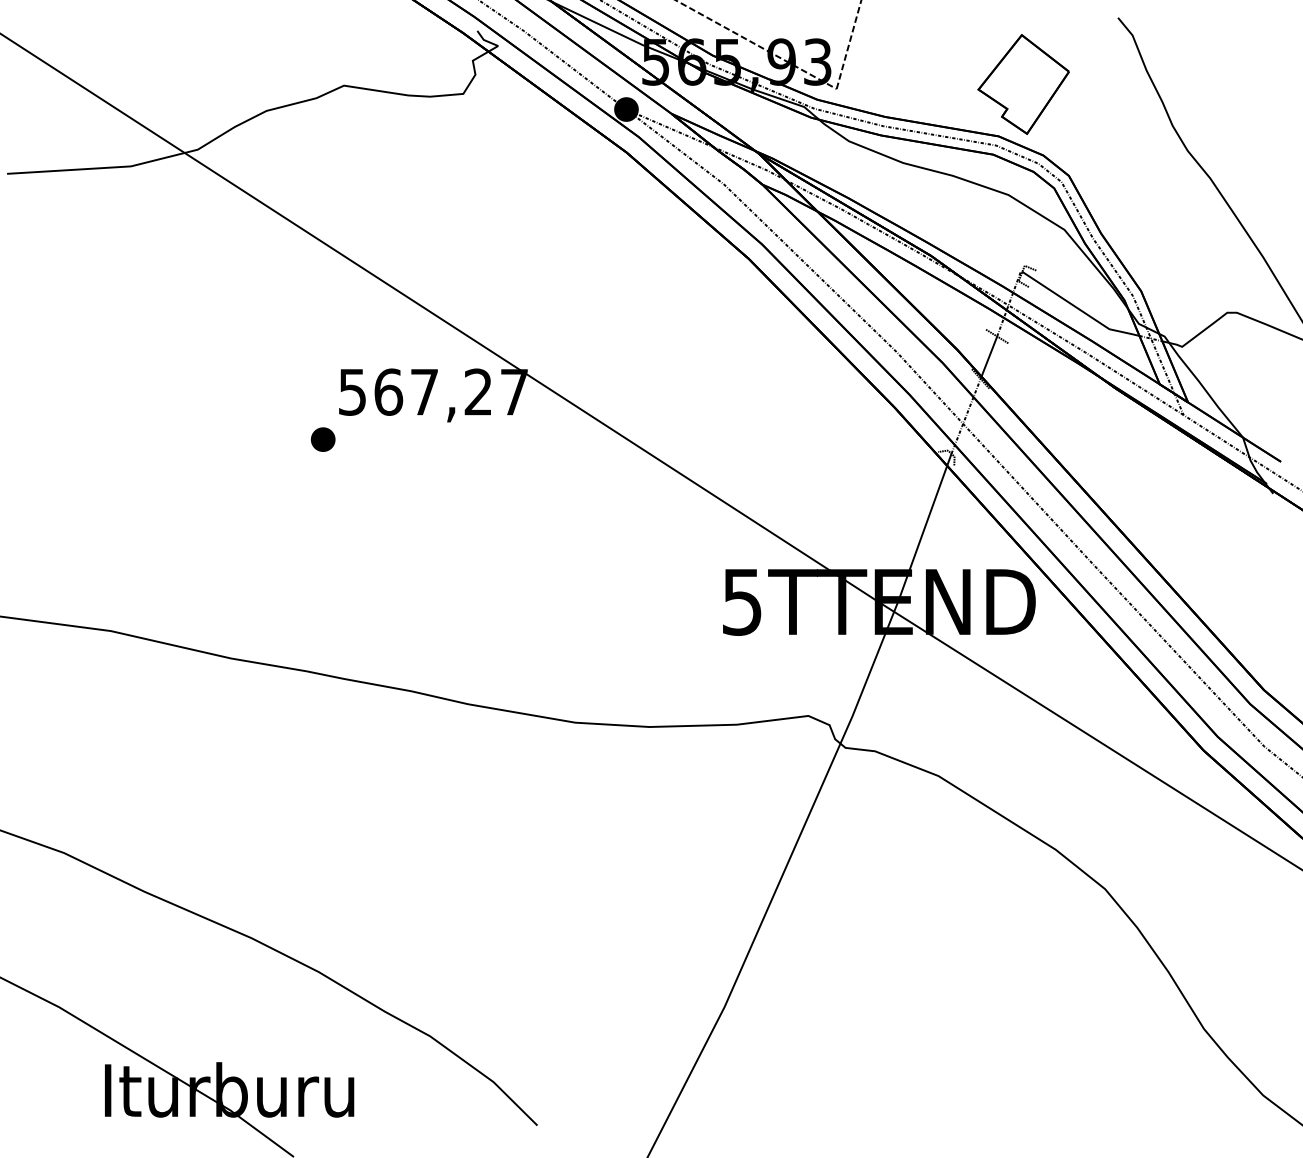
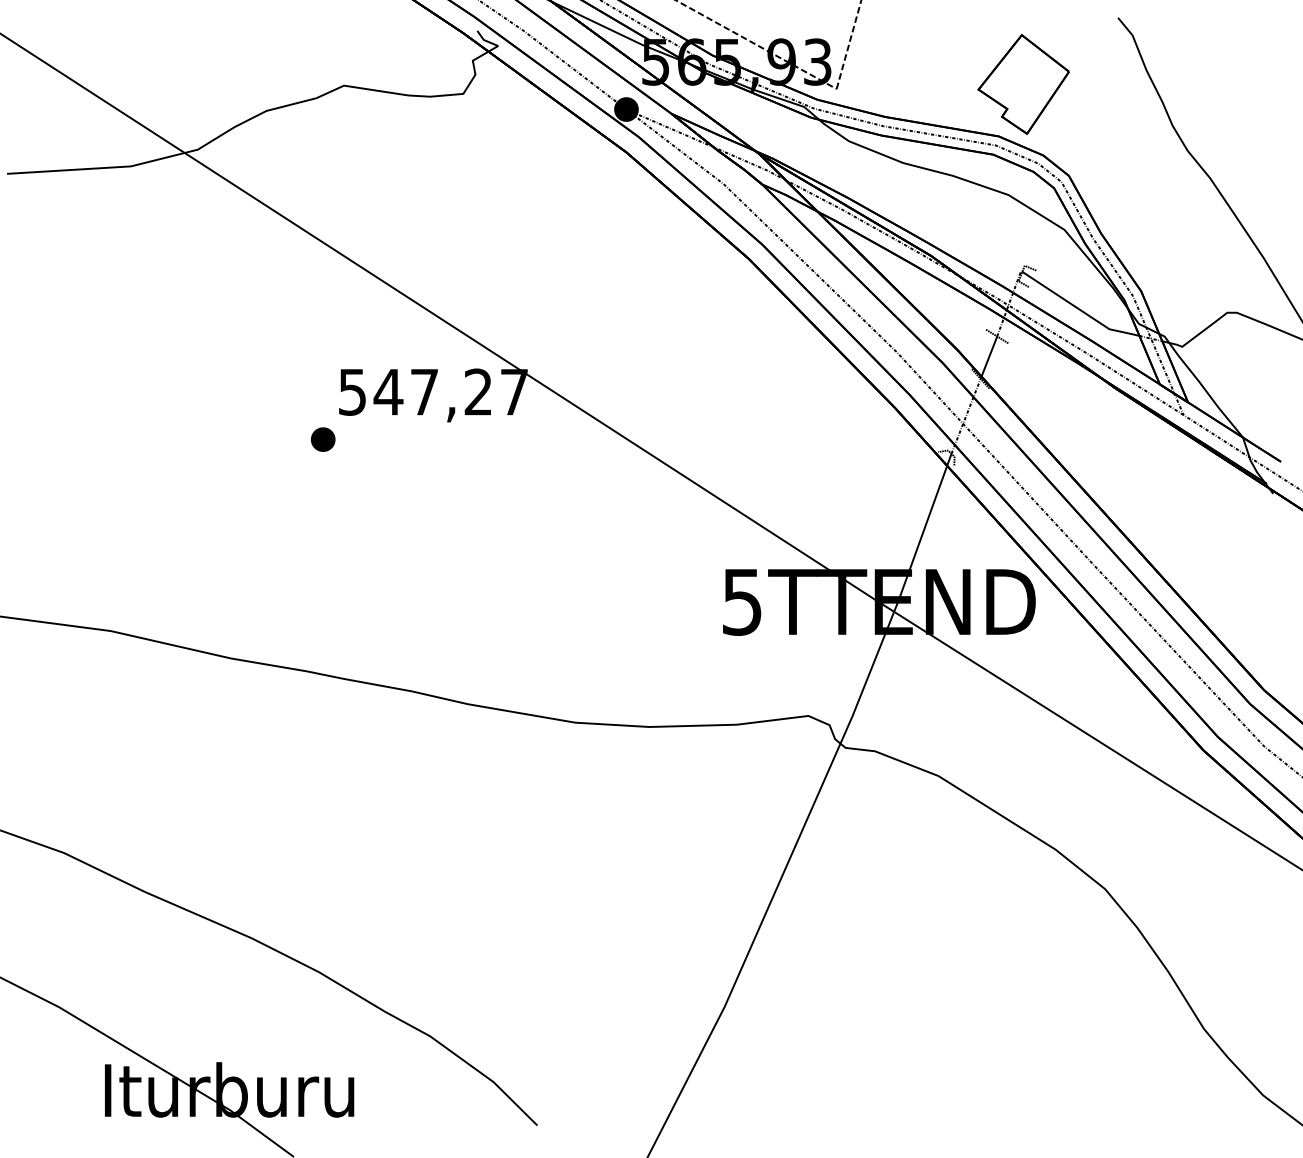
text: 567,27 -> 547,27 (388, 391)
